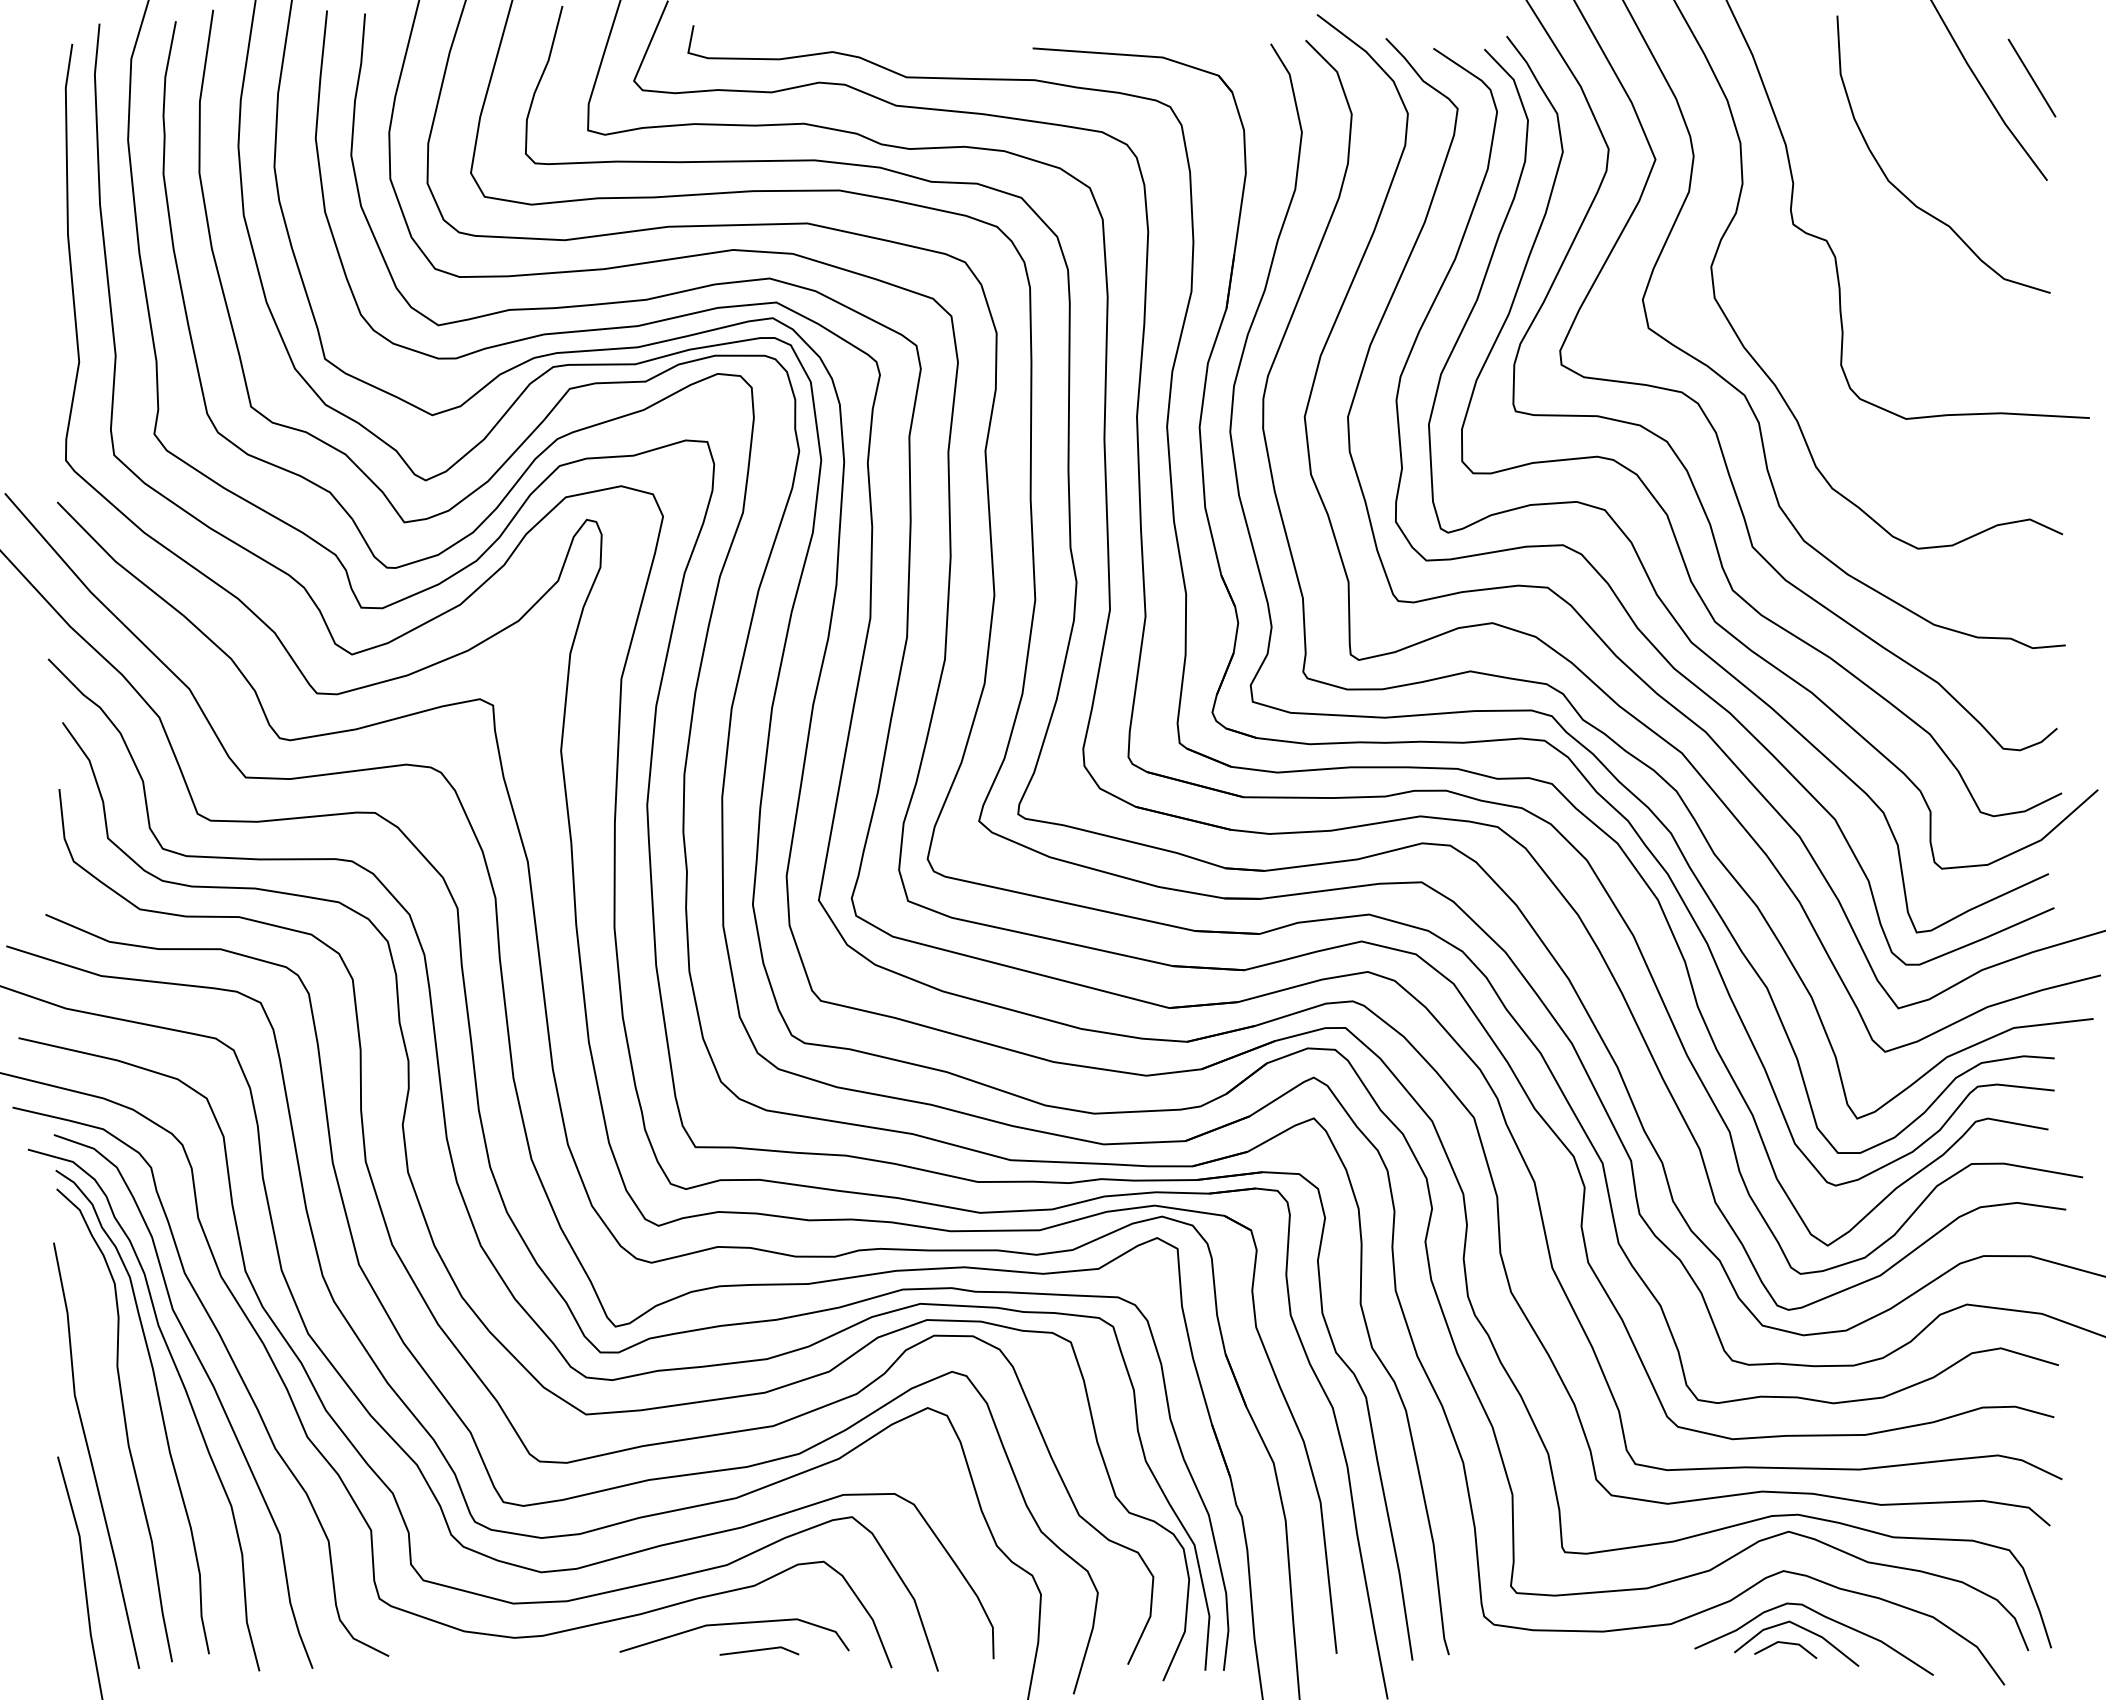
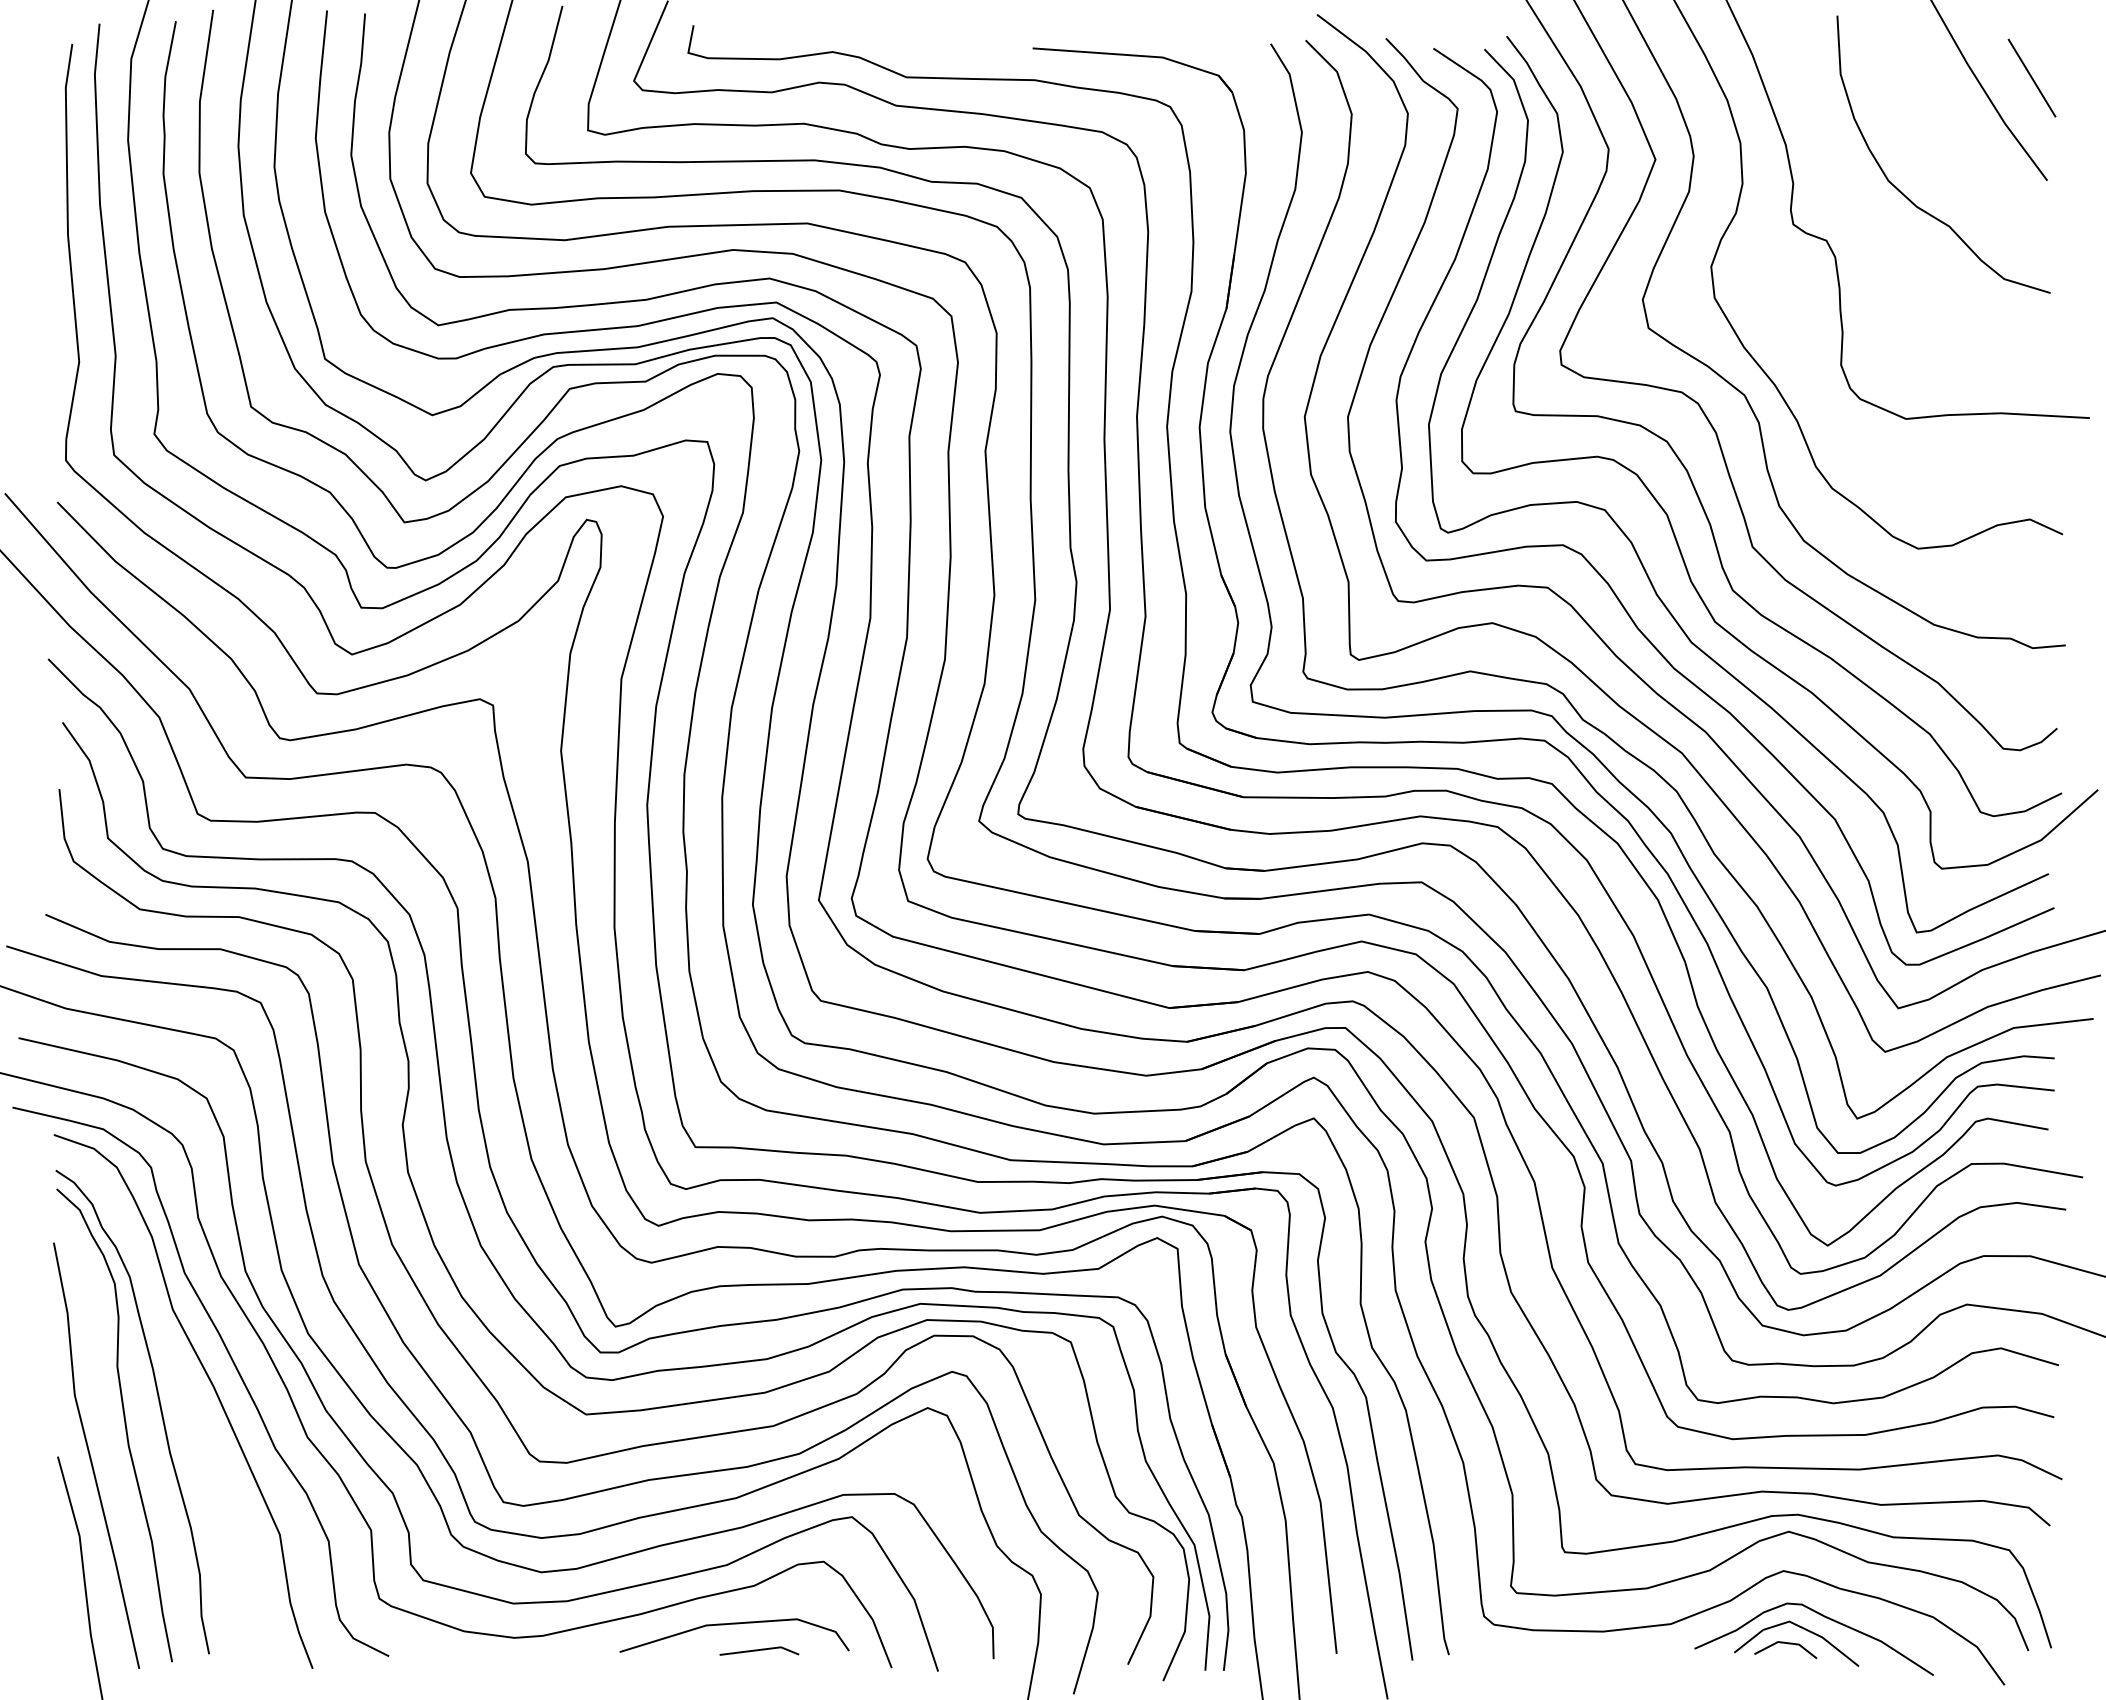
part: present -> none (184, 1390)
